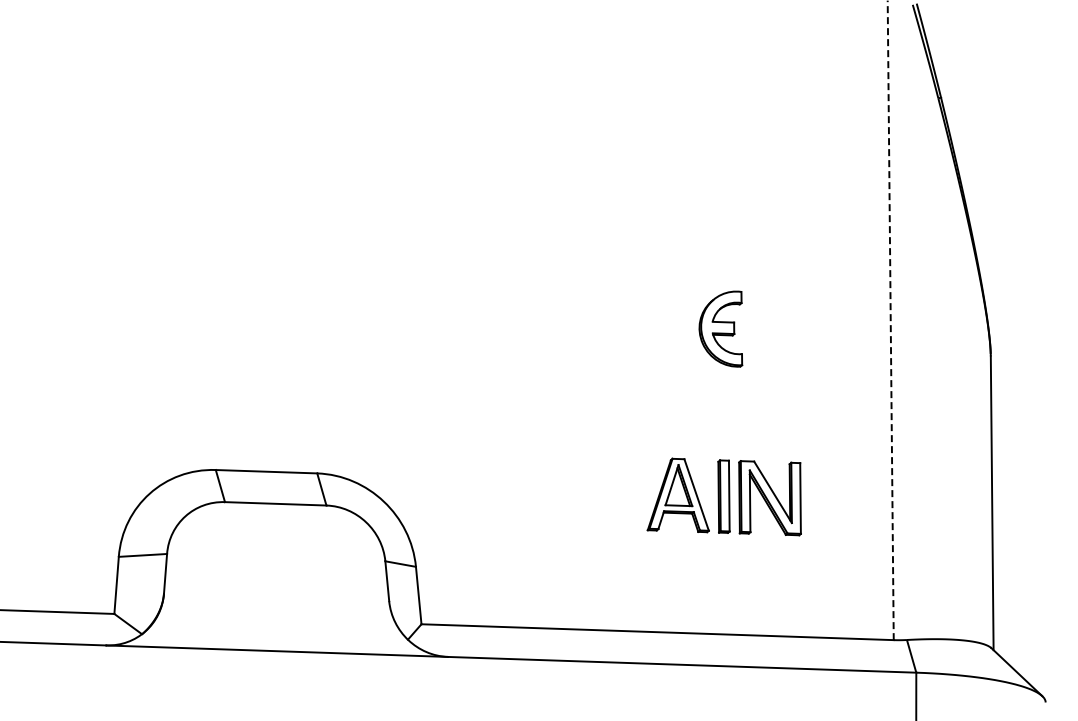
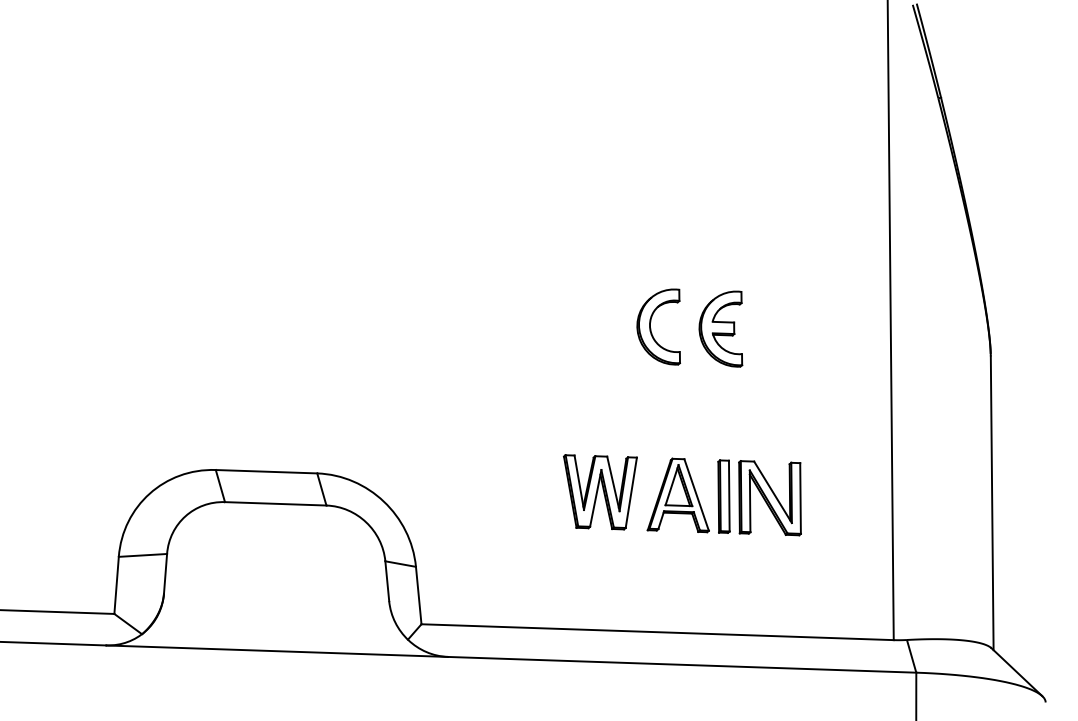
line: dashed -> solid (890, 320)
part: none -> present (651, 328)
part: none -> present (600, 492)
